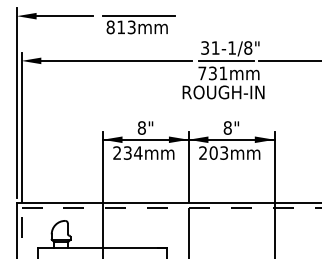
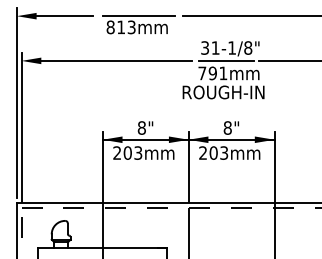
line: none -> present (250, 16)
text: 731mm -> 791mm (212, 73)
text: 234mm -> 203mm (132, 152)
